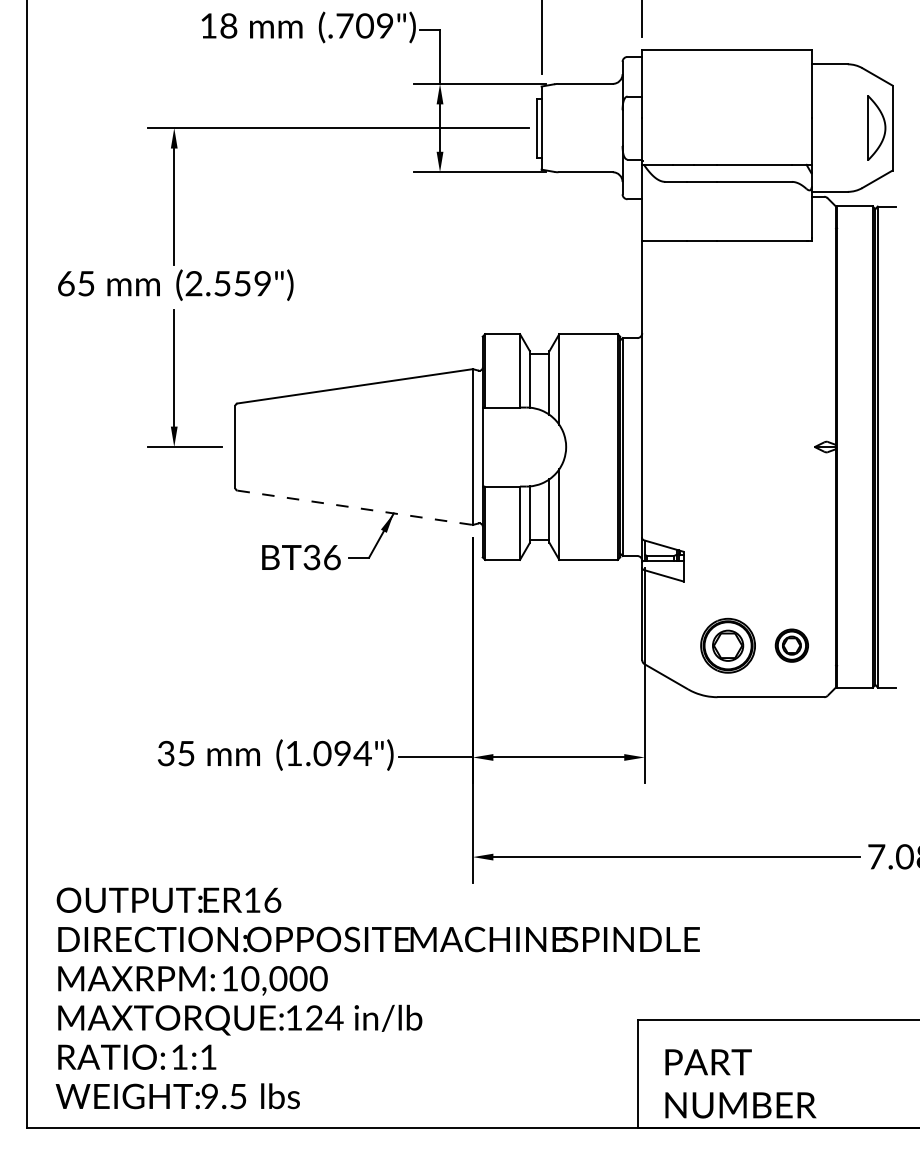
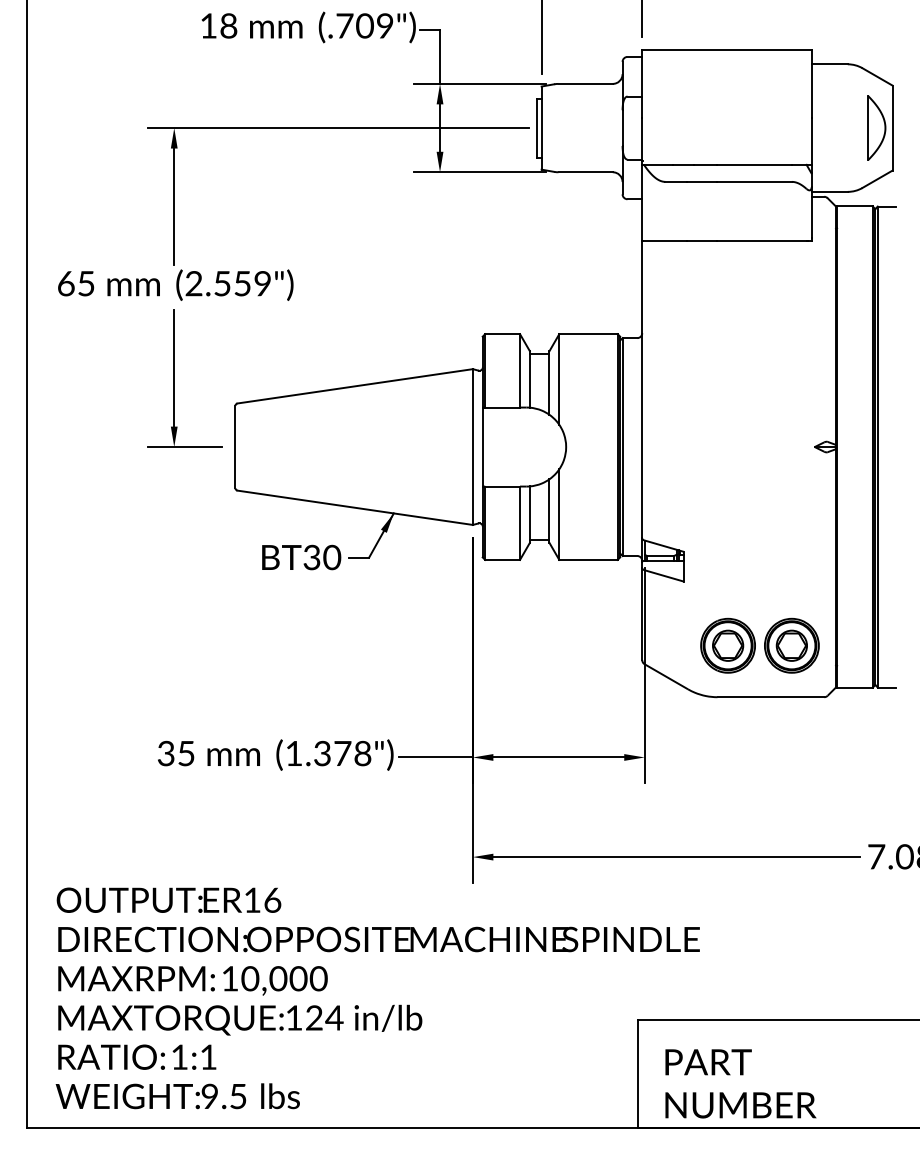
line: dashed -> solid (355, 507)
text: BT36 -> BT30 (332, 556)
part size: 35x35 px -> 56x57 px (791, 645)
text: (1.094") -> (1.378") (342, 753)
